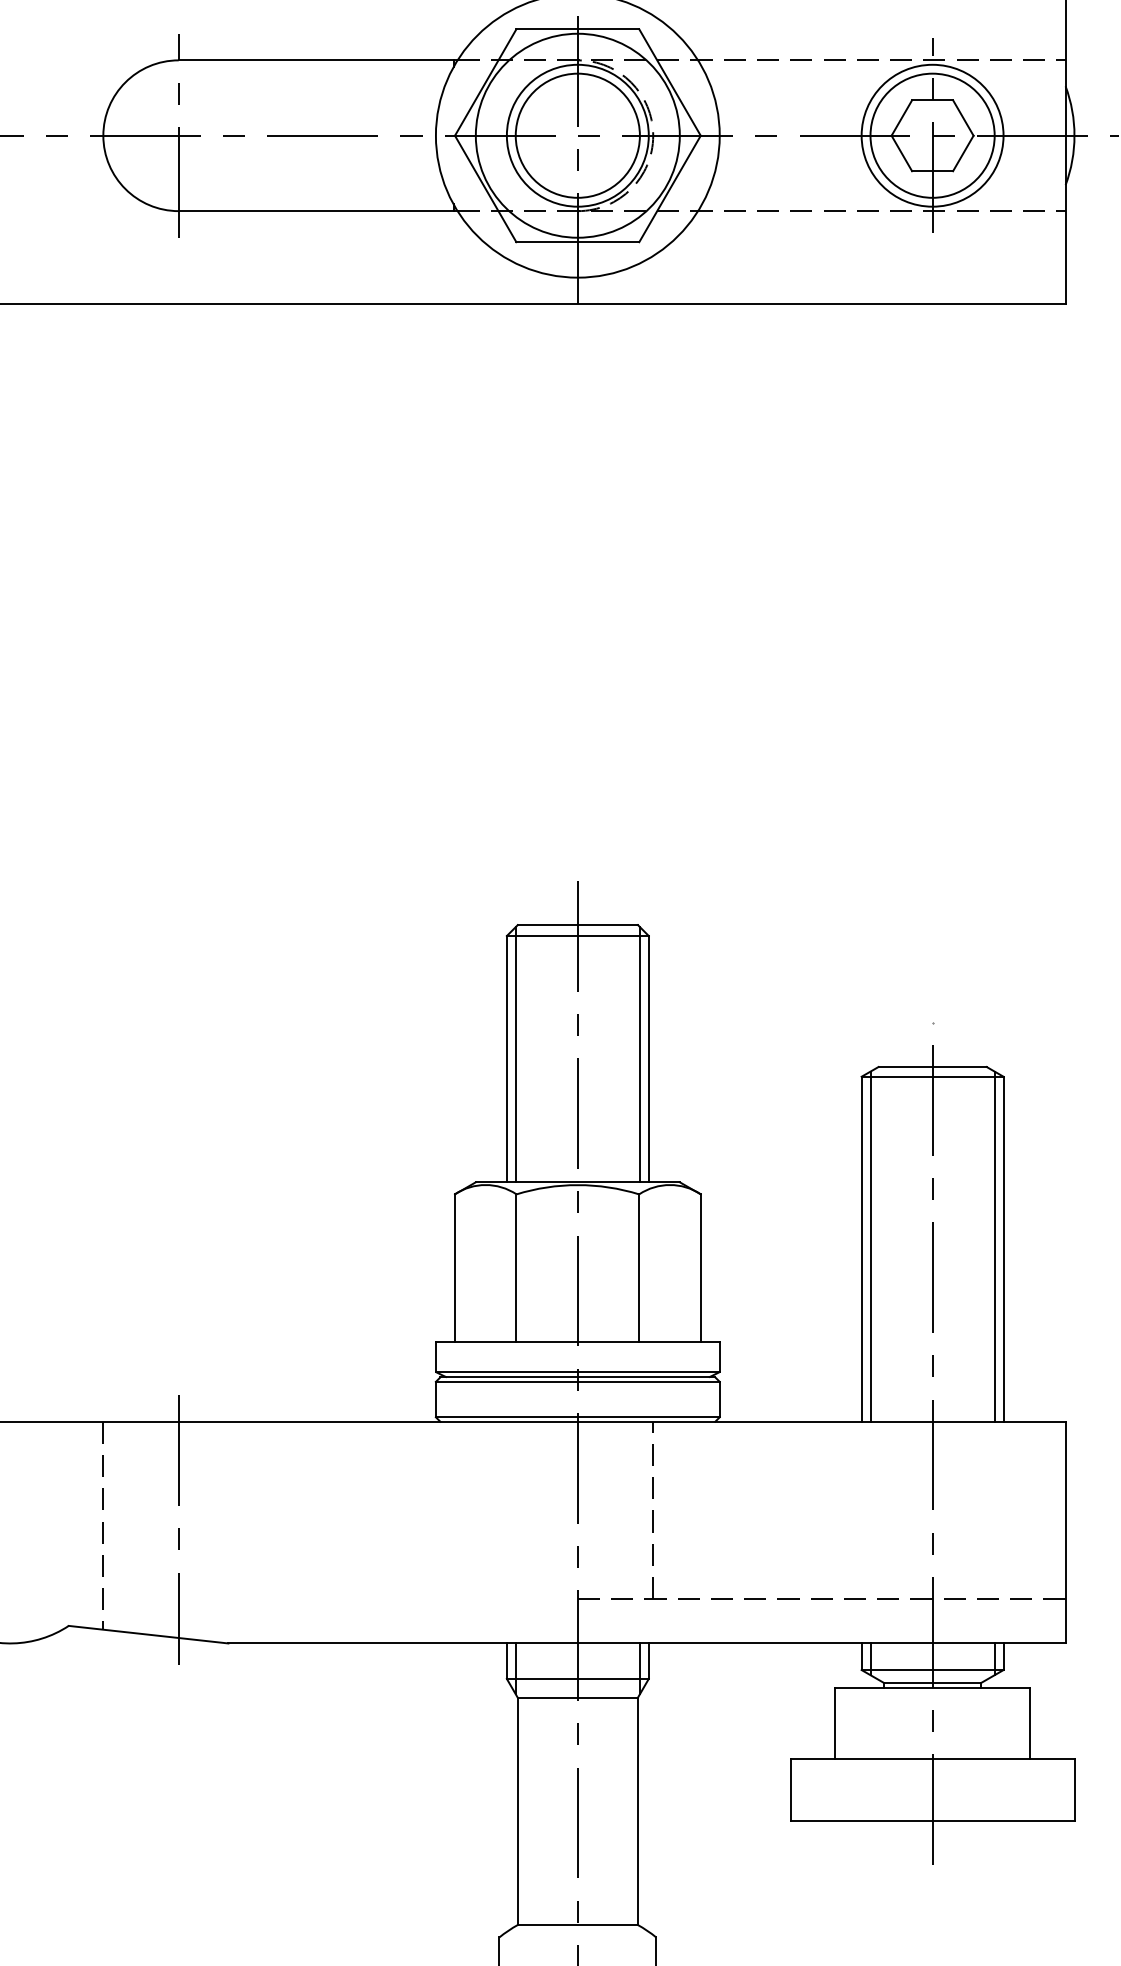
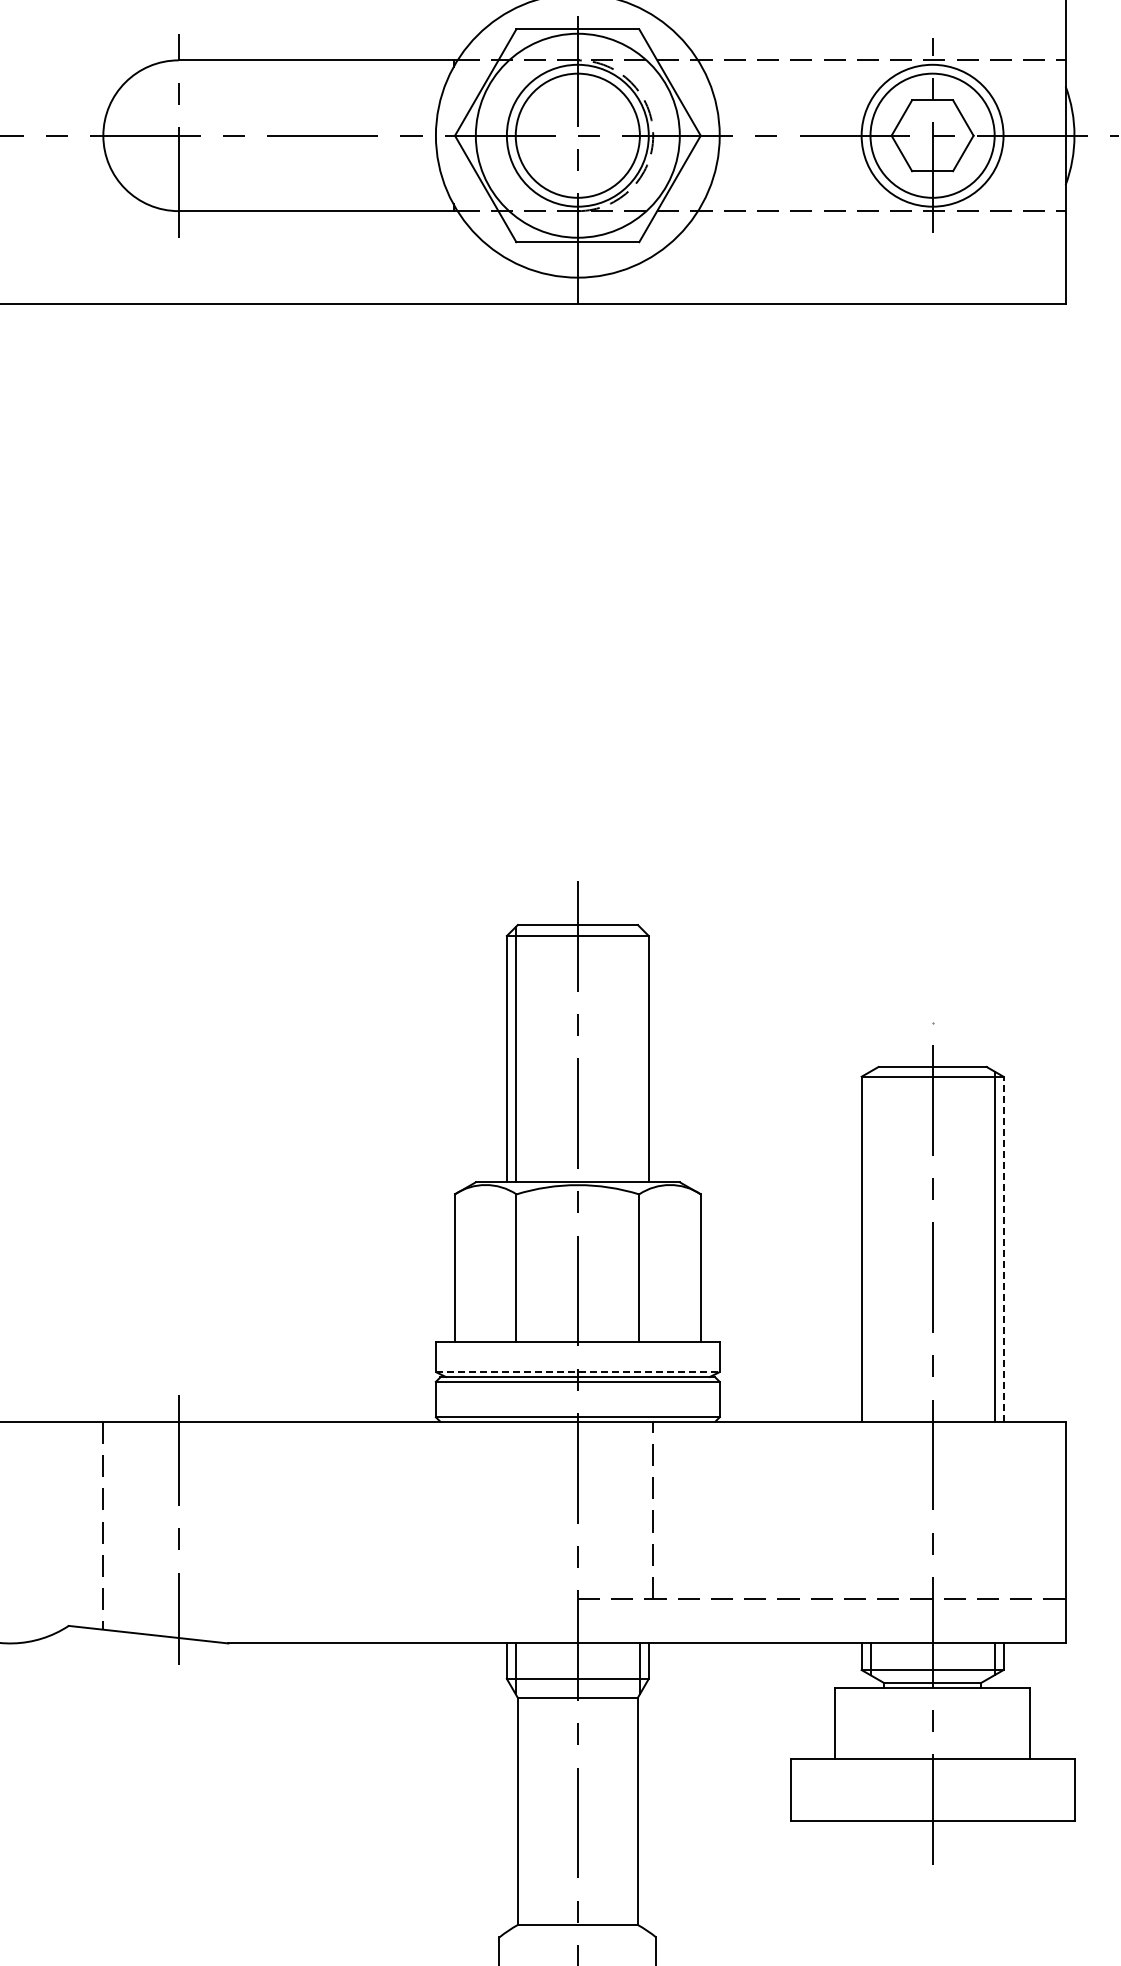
line: present -> none (639, 1054)
line: present -> none (870, 1246)
line: solid -> dashed (1003, 1248)
line: solid -> dashed (577, 1372)
